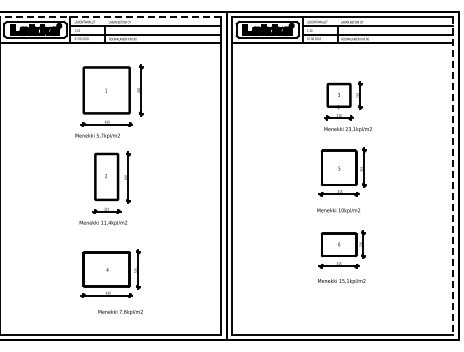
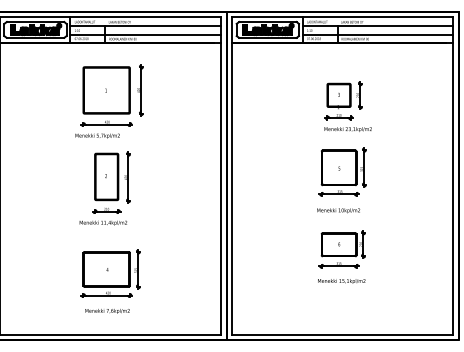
line: dashed -> solid (110, 17)
line: dashed -> solid (453, 176)
text position: (120, 312) -> (107, 311) (107, 311)
